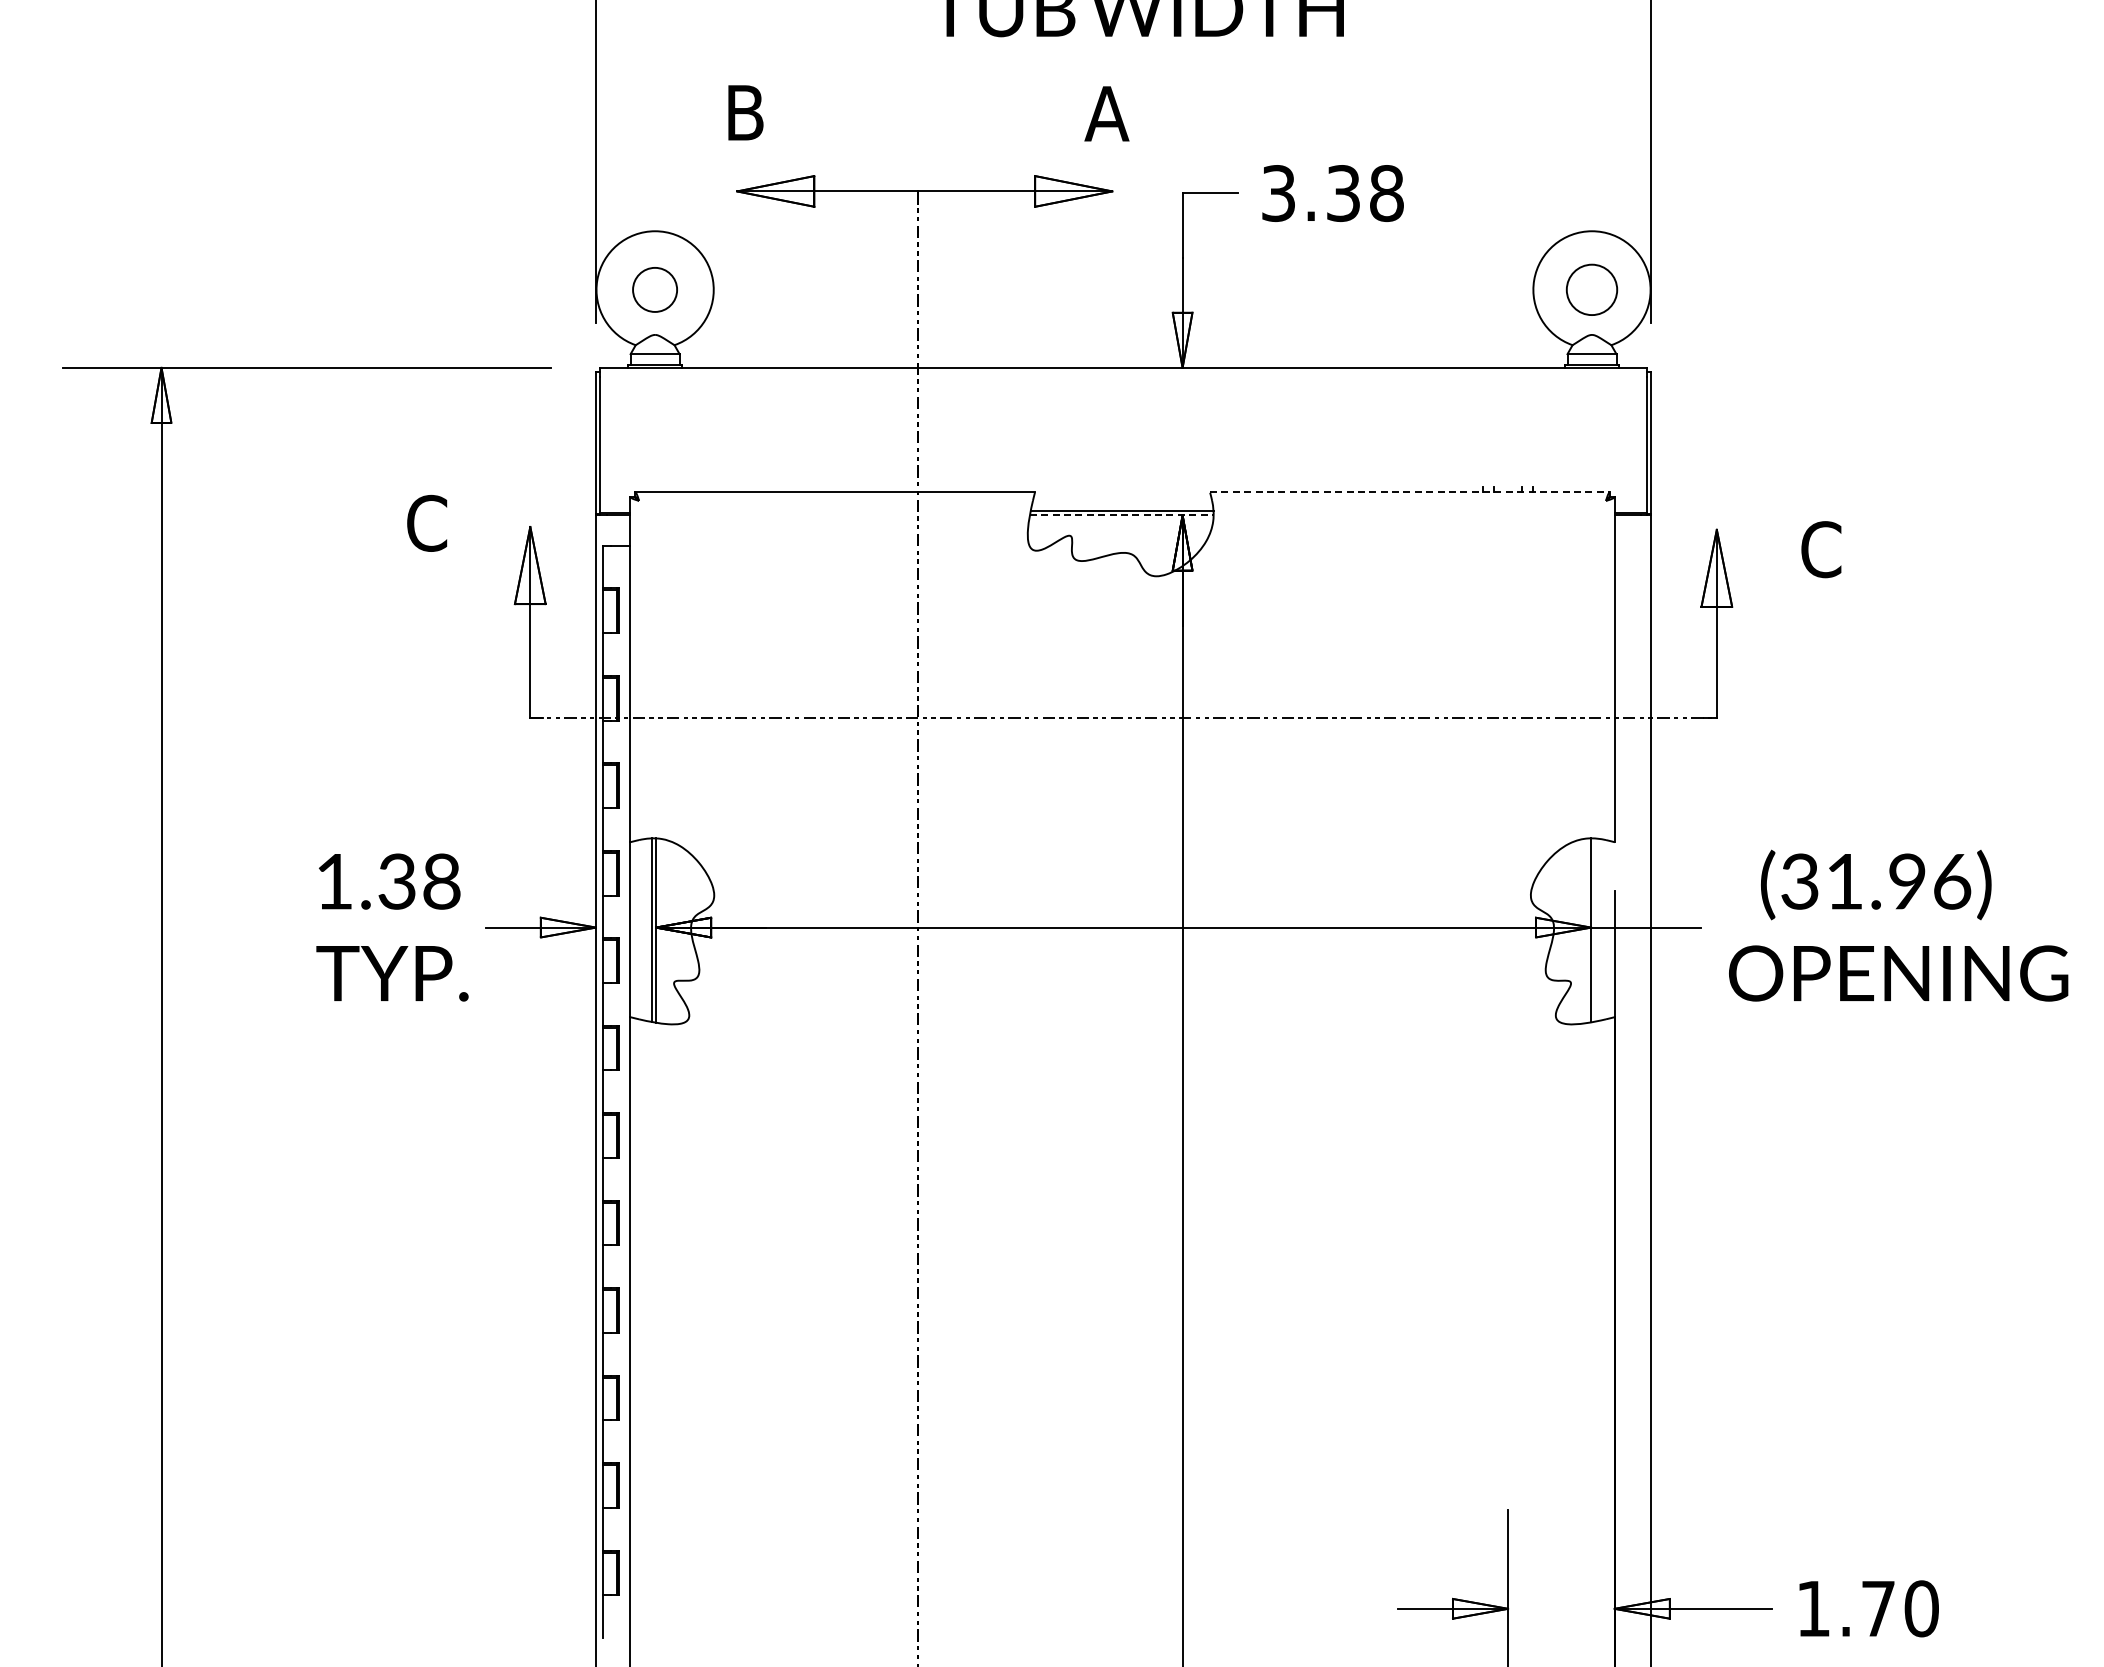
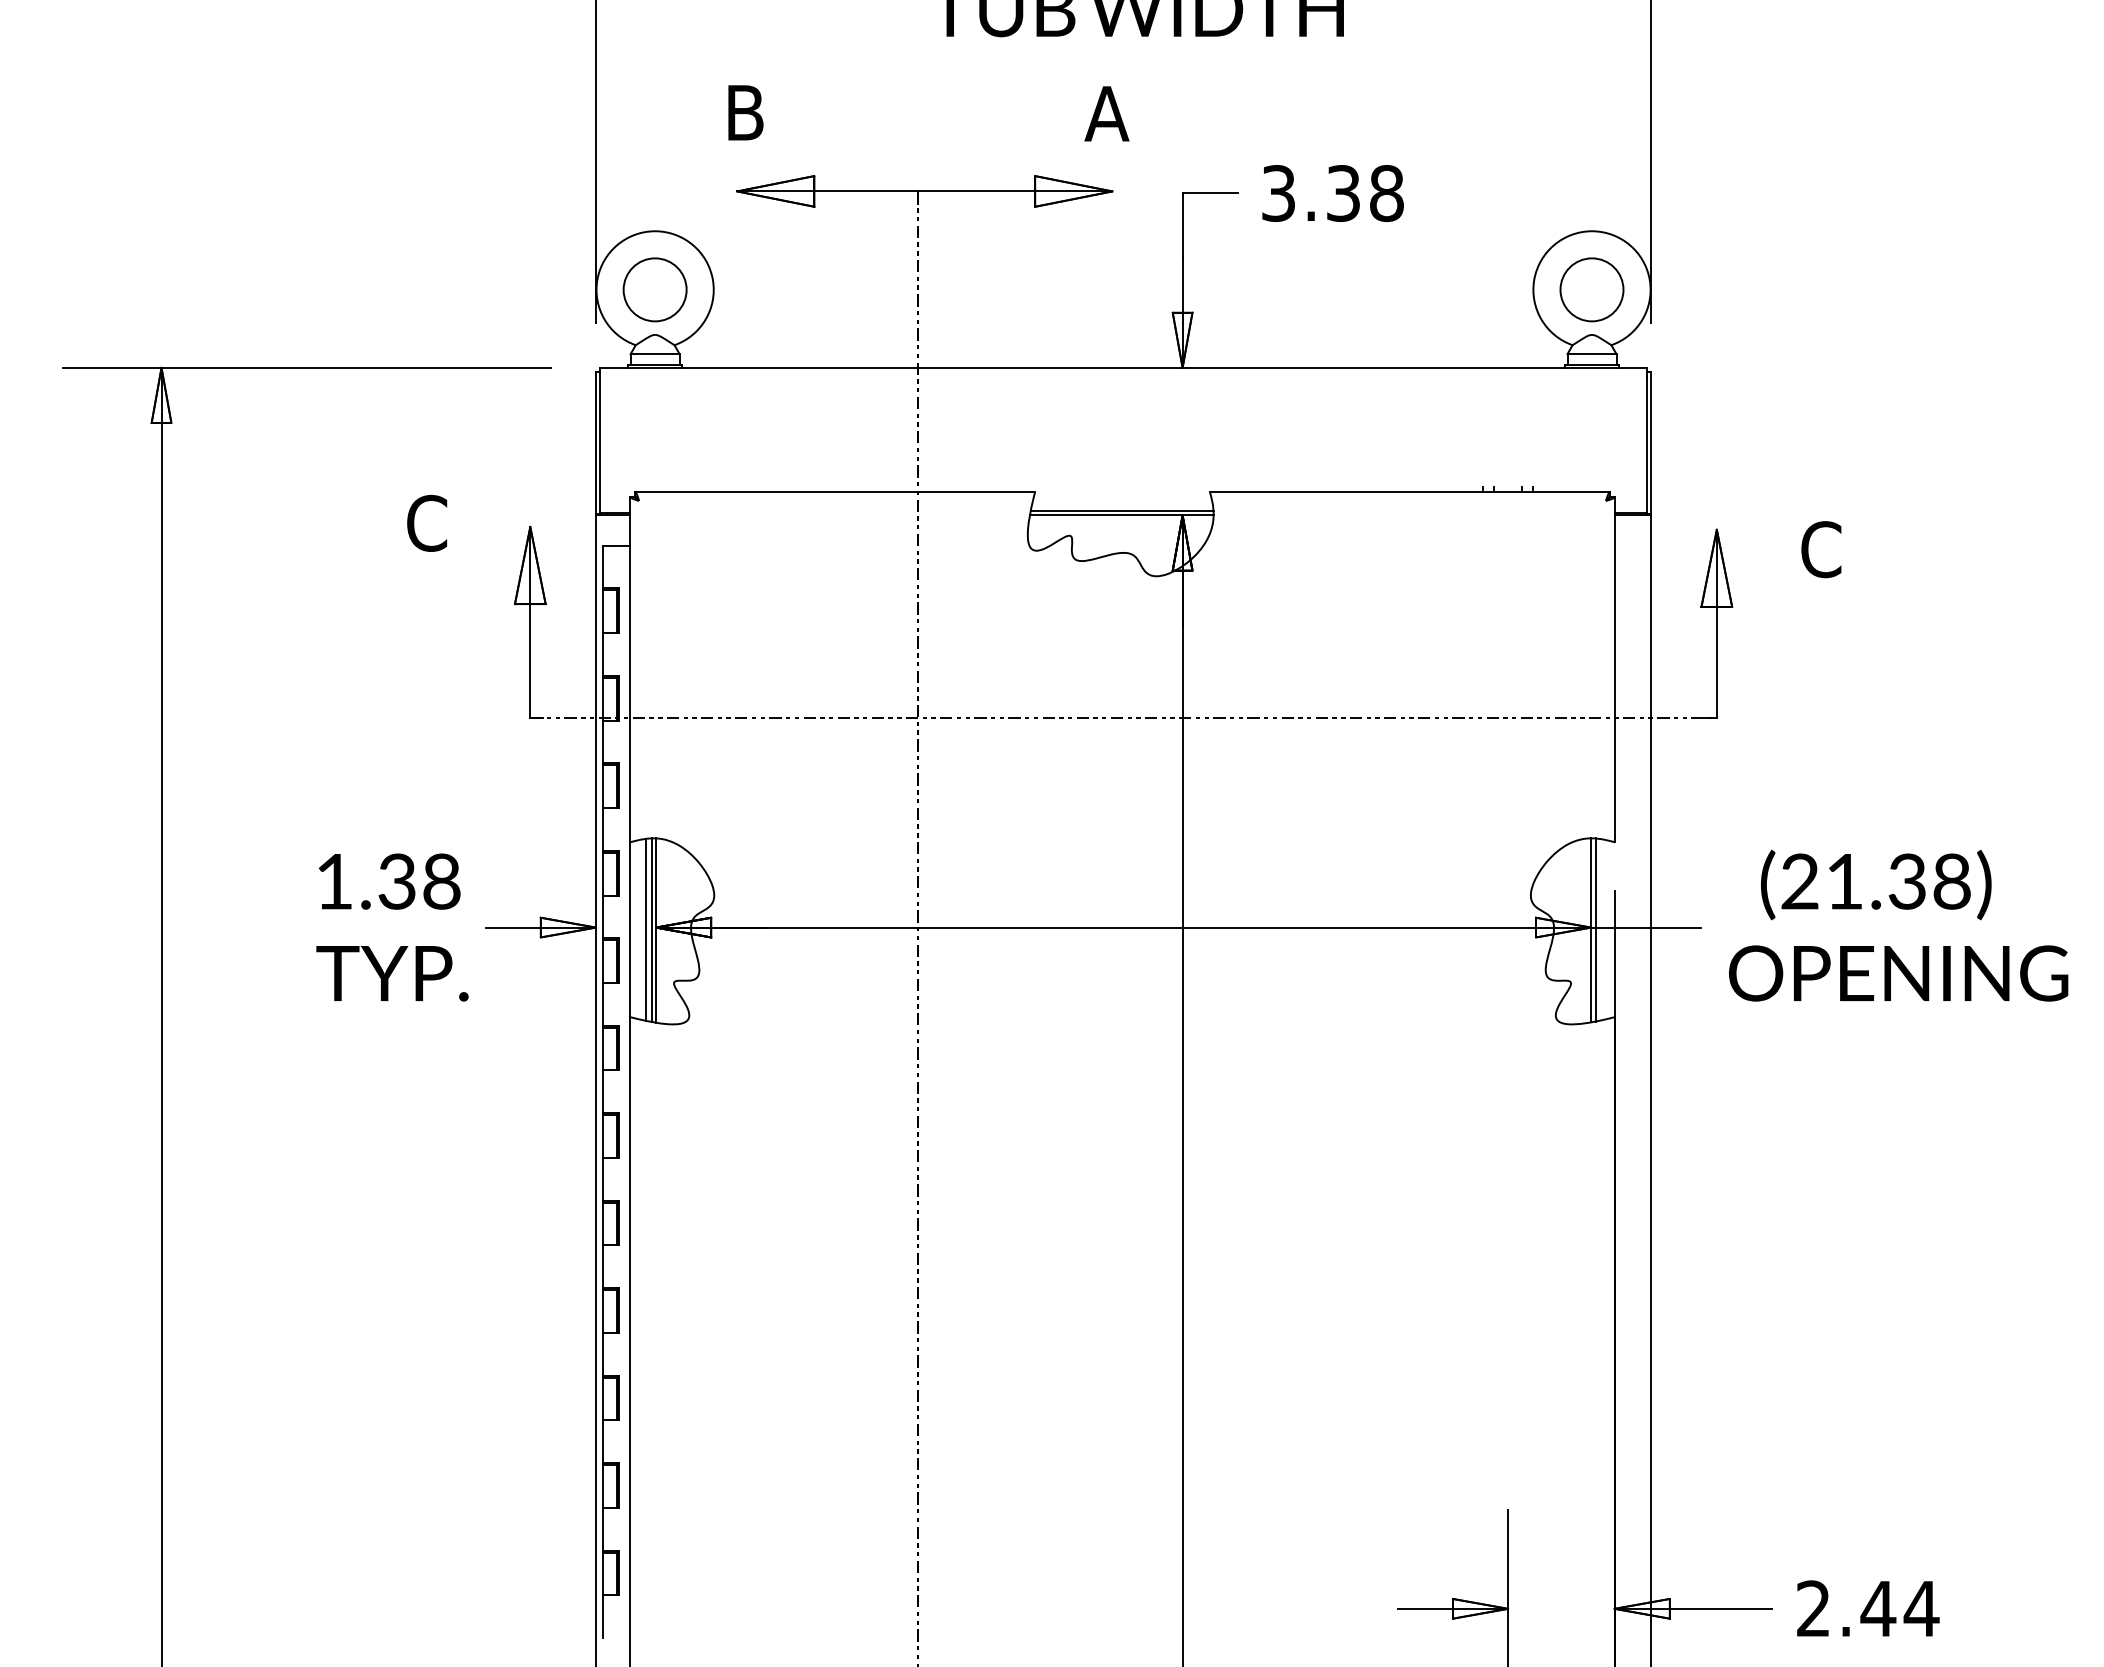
circle size: 46x46 px -> 66x66 px (654, 289)
circle size: 54x53 px -> 66x66 px (1591, 289)
line: dashed -> solid (1410, 492)
line: dashed -> solid (1121, 515)
text: (31.96) -> (21.38) (1876, 881)
line: none -> present (646, 929)
line: none -> present (1595, 929)
text: 1.70 -> 2.44 (1868, 1608)
